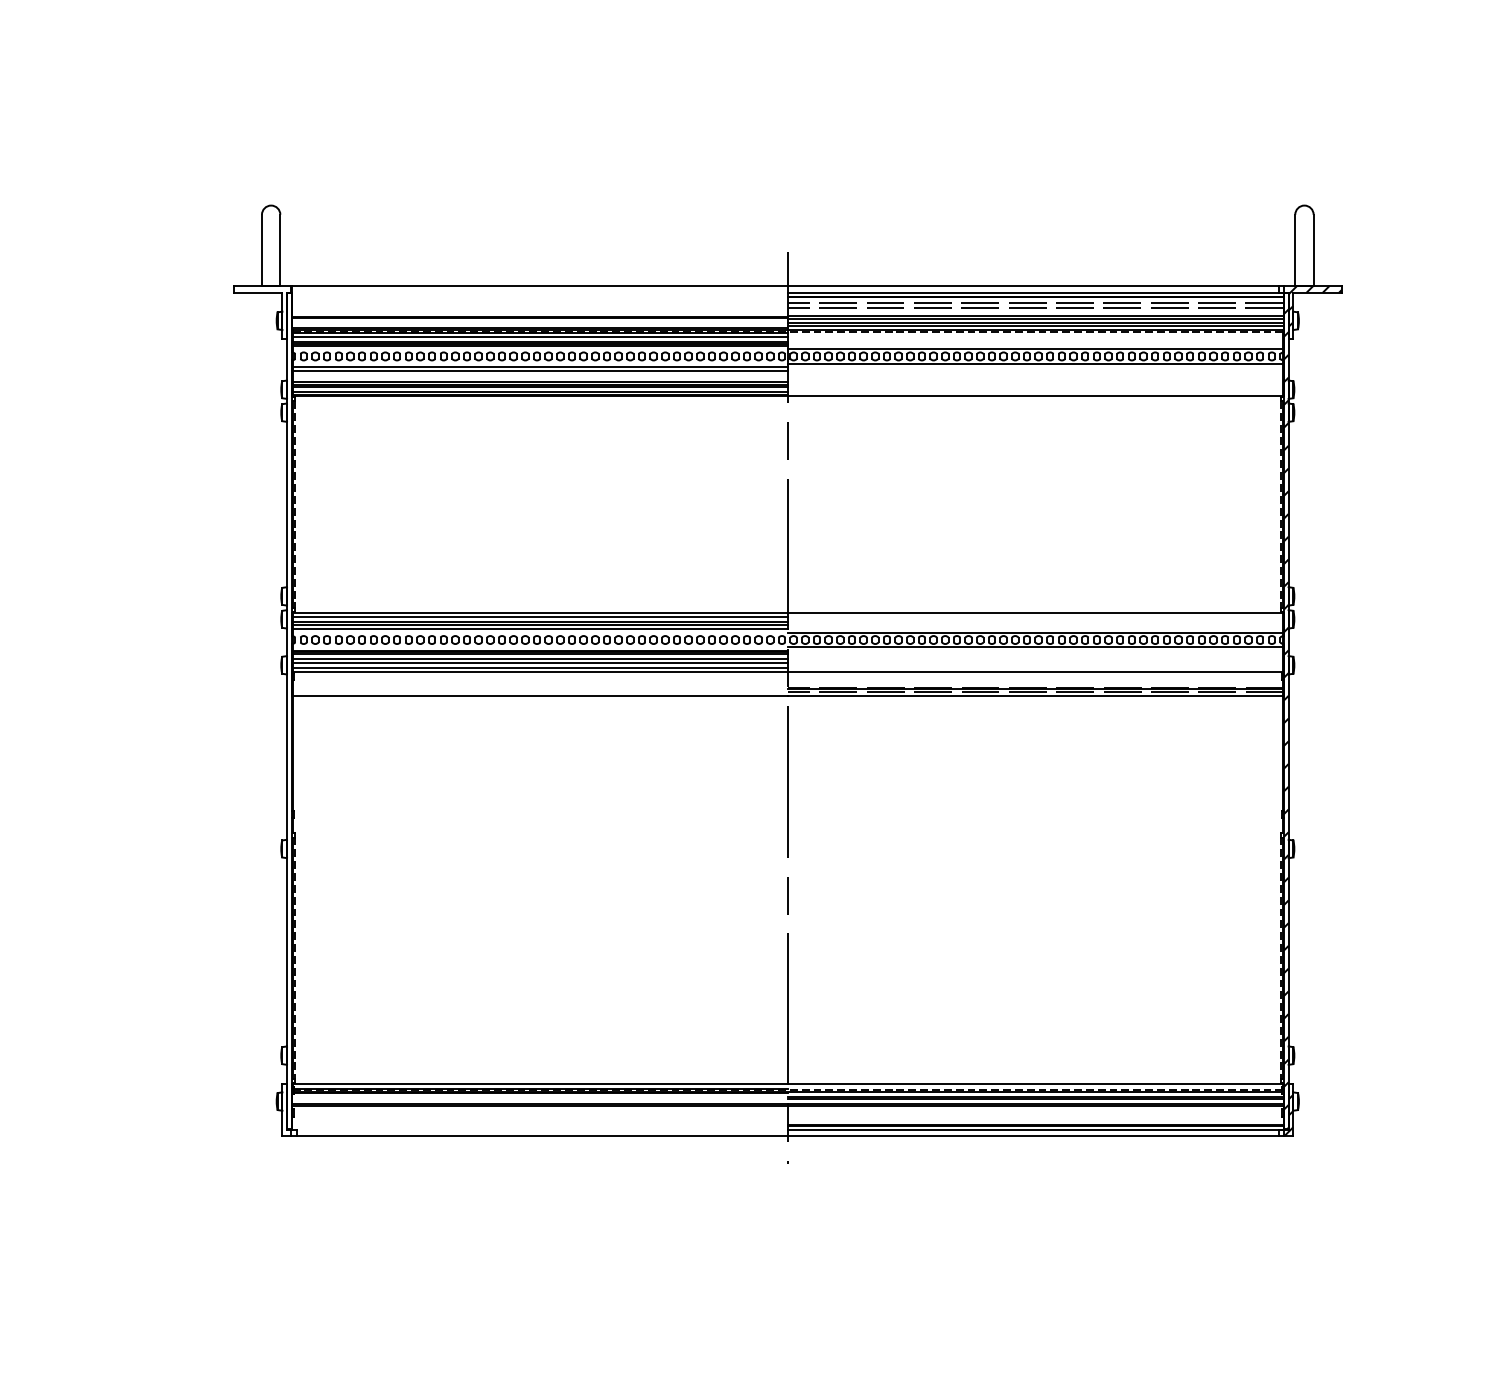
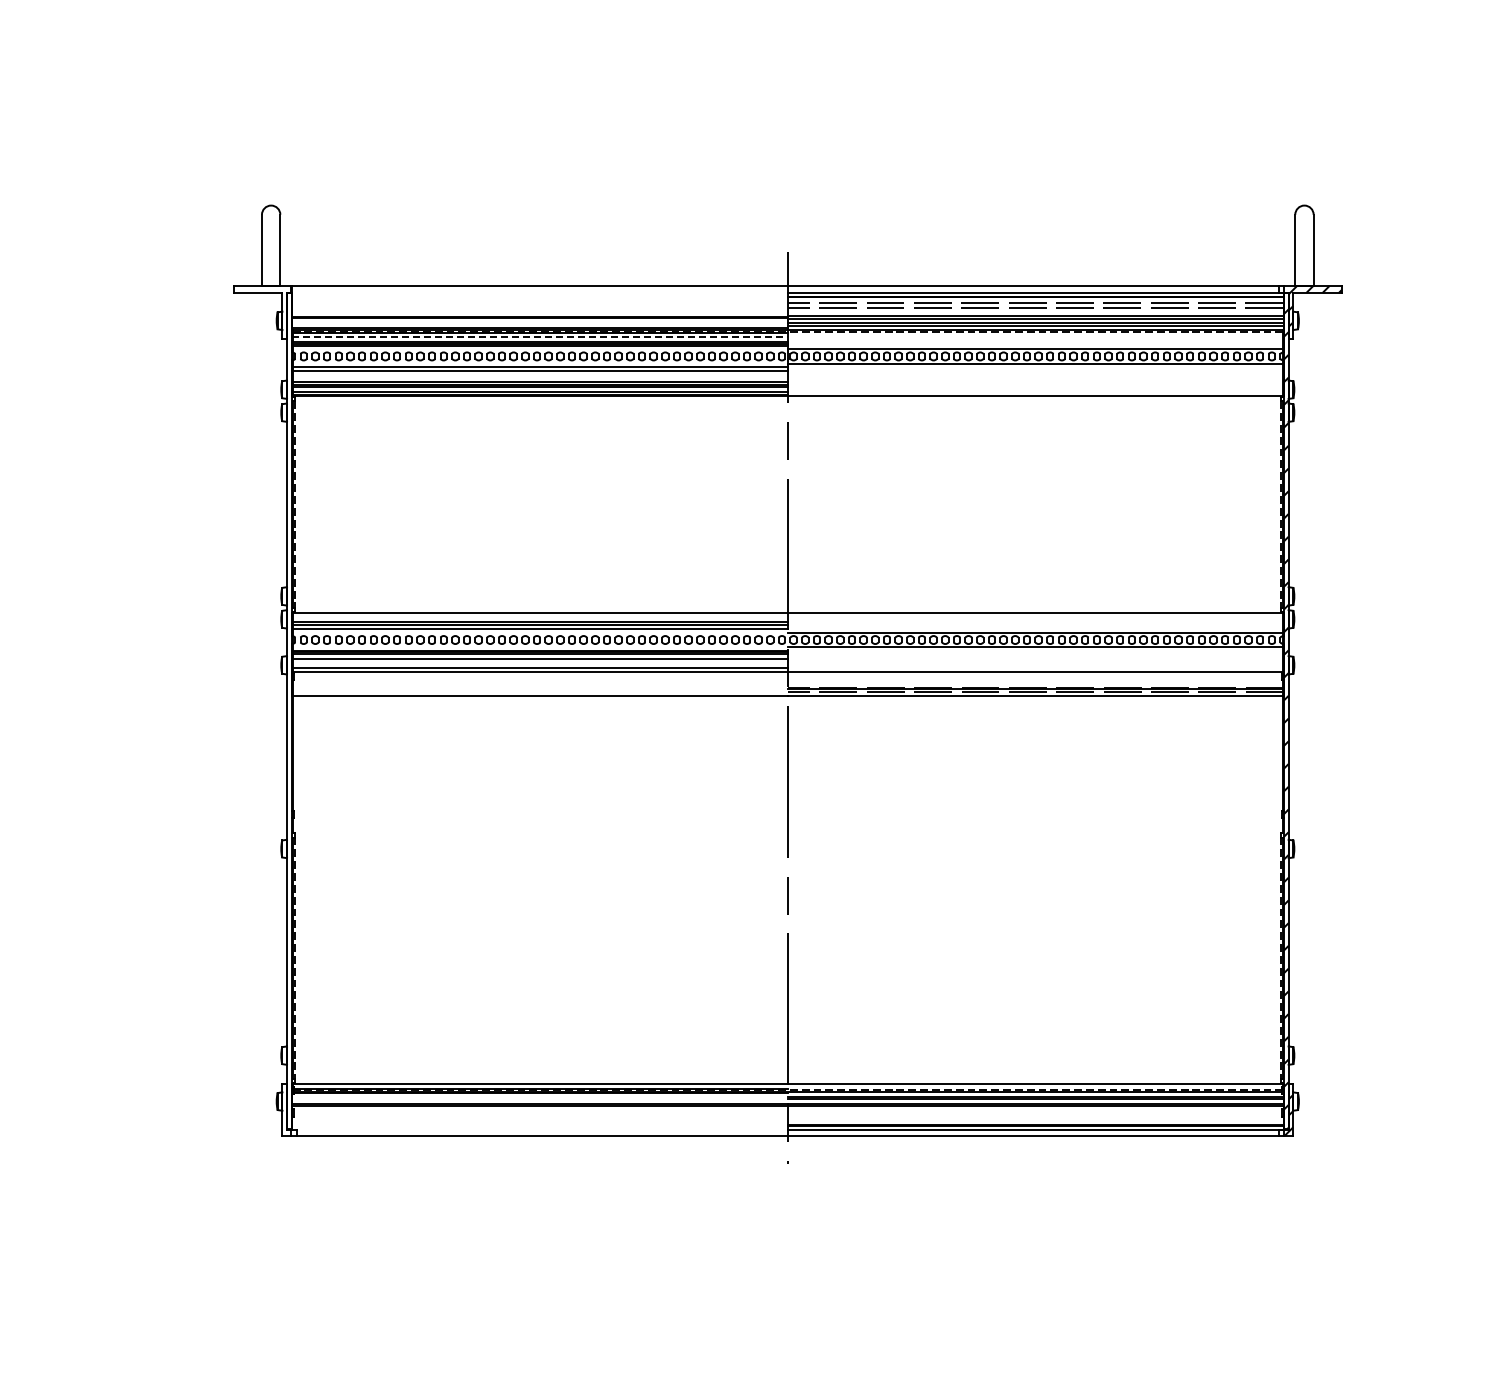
line: solid -> dashed (539, 337)
line: present -> none (539, 617)
line: present -> none (539, 663)
